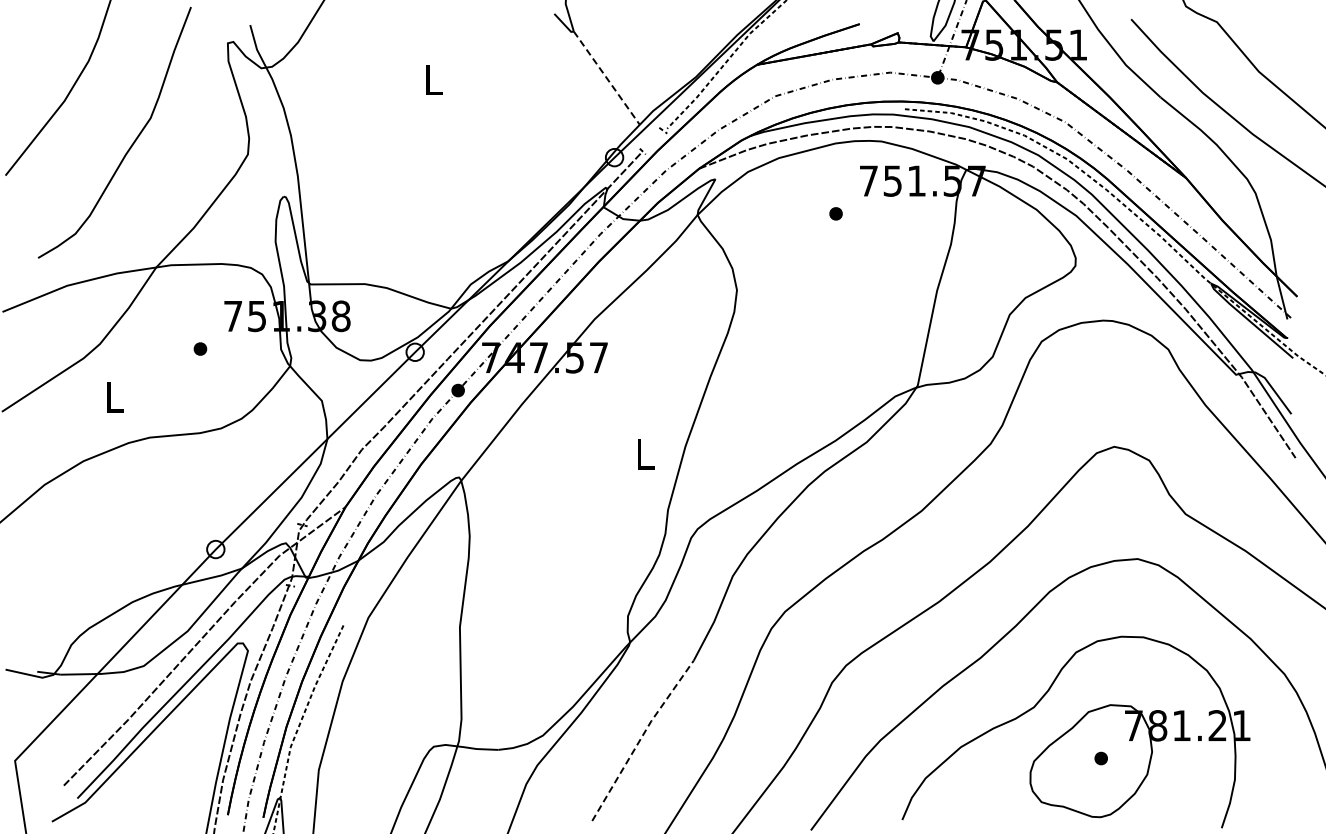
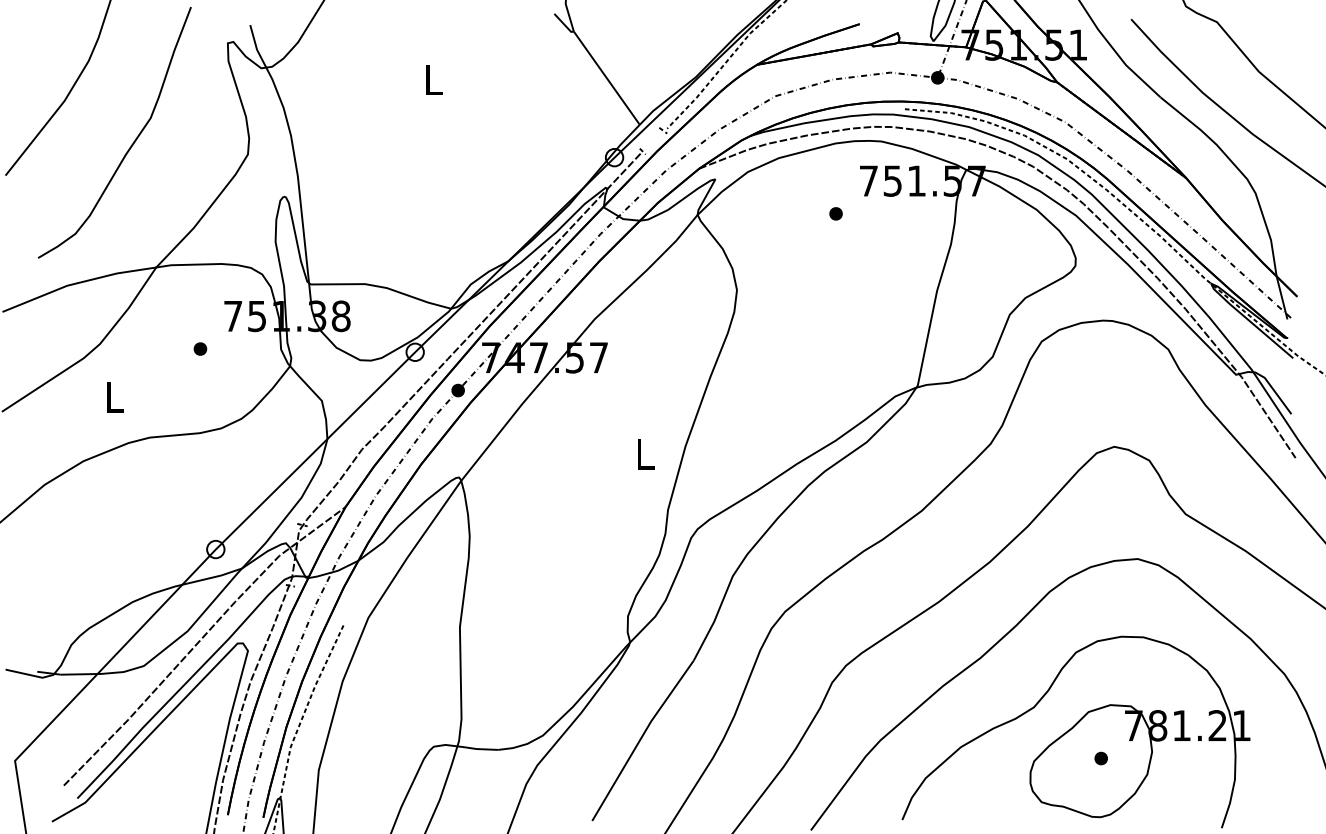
line: dashed -> solid (607, 78)
line: dashed -> solid (640, 739)
